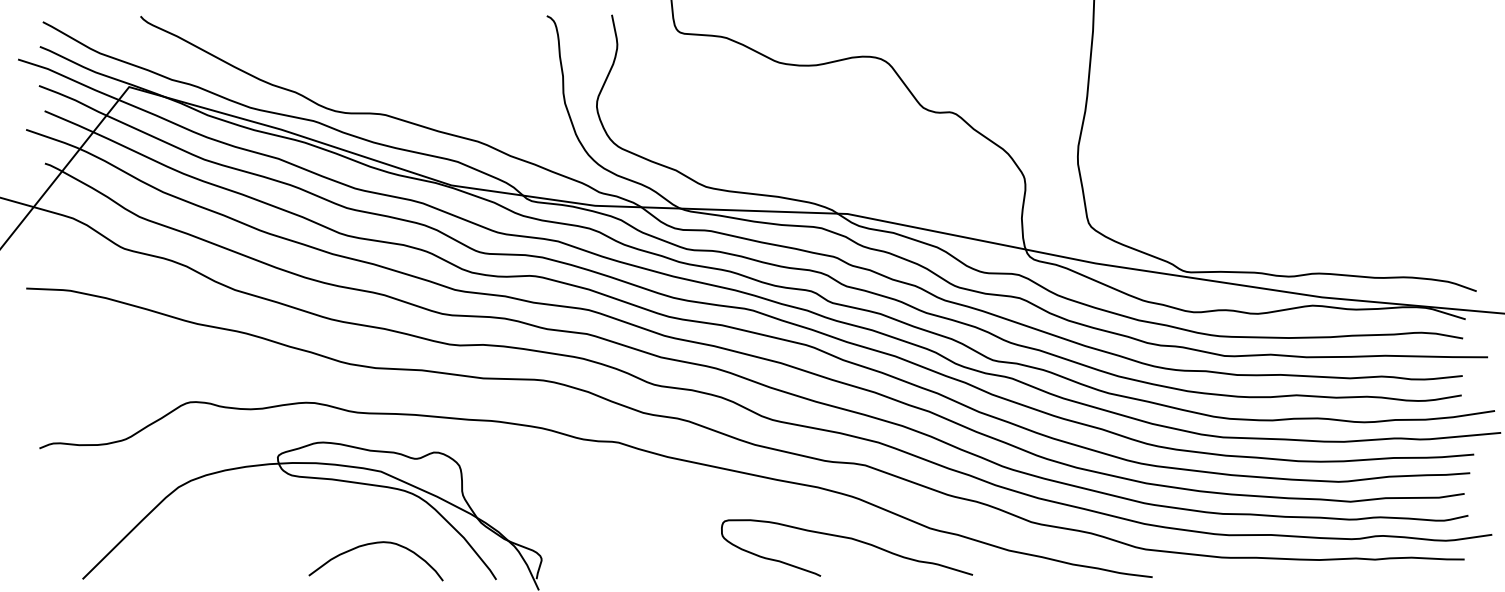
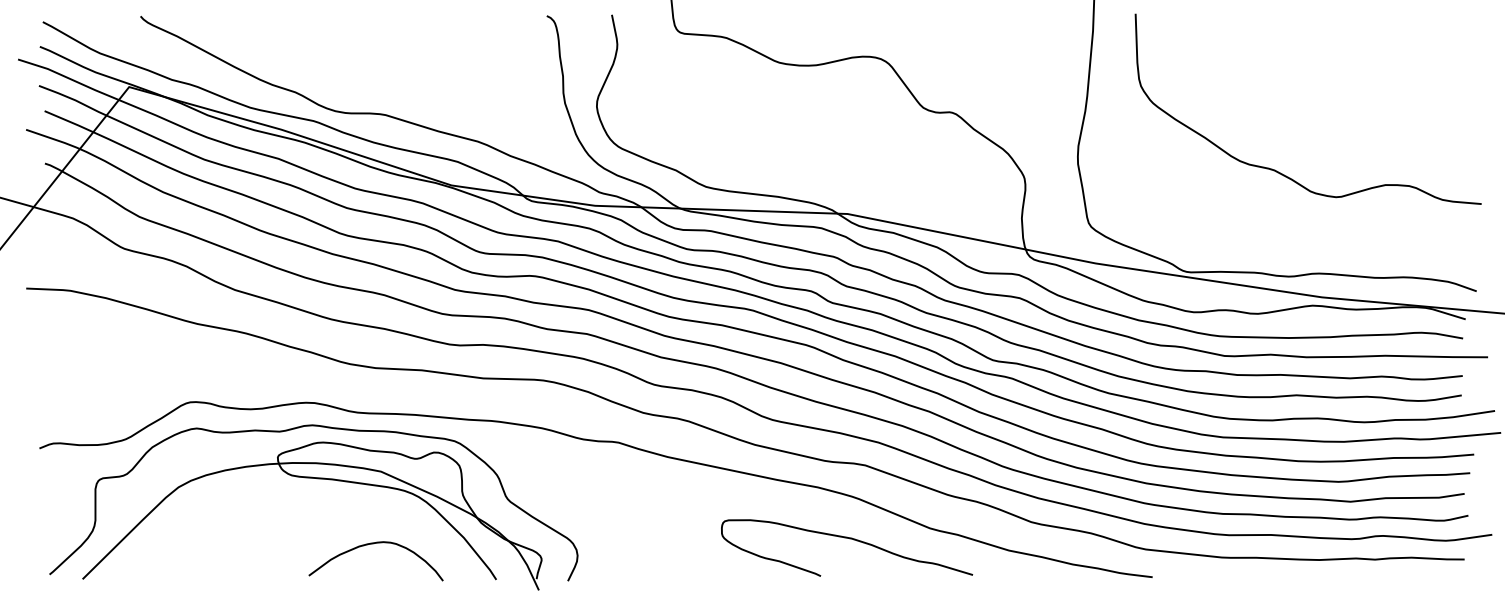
curve: none -> present (1275, 169)
curve: none -> present (295, 429)
